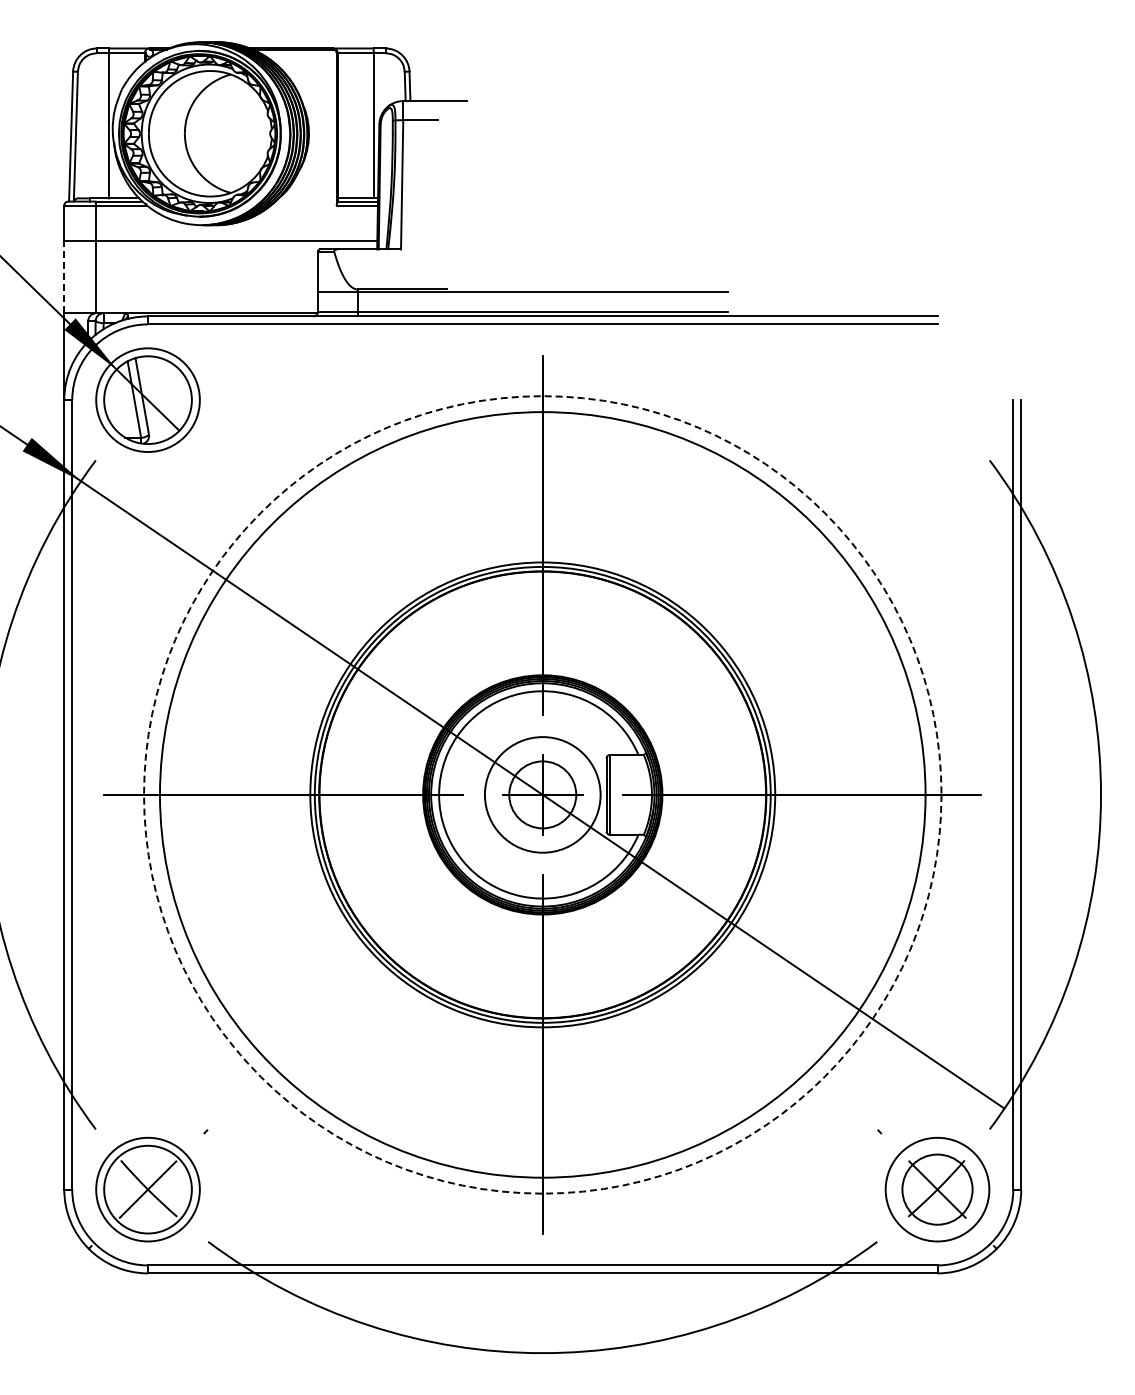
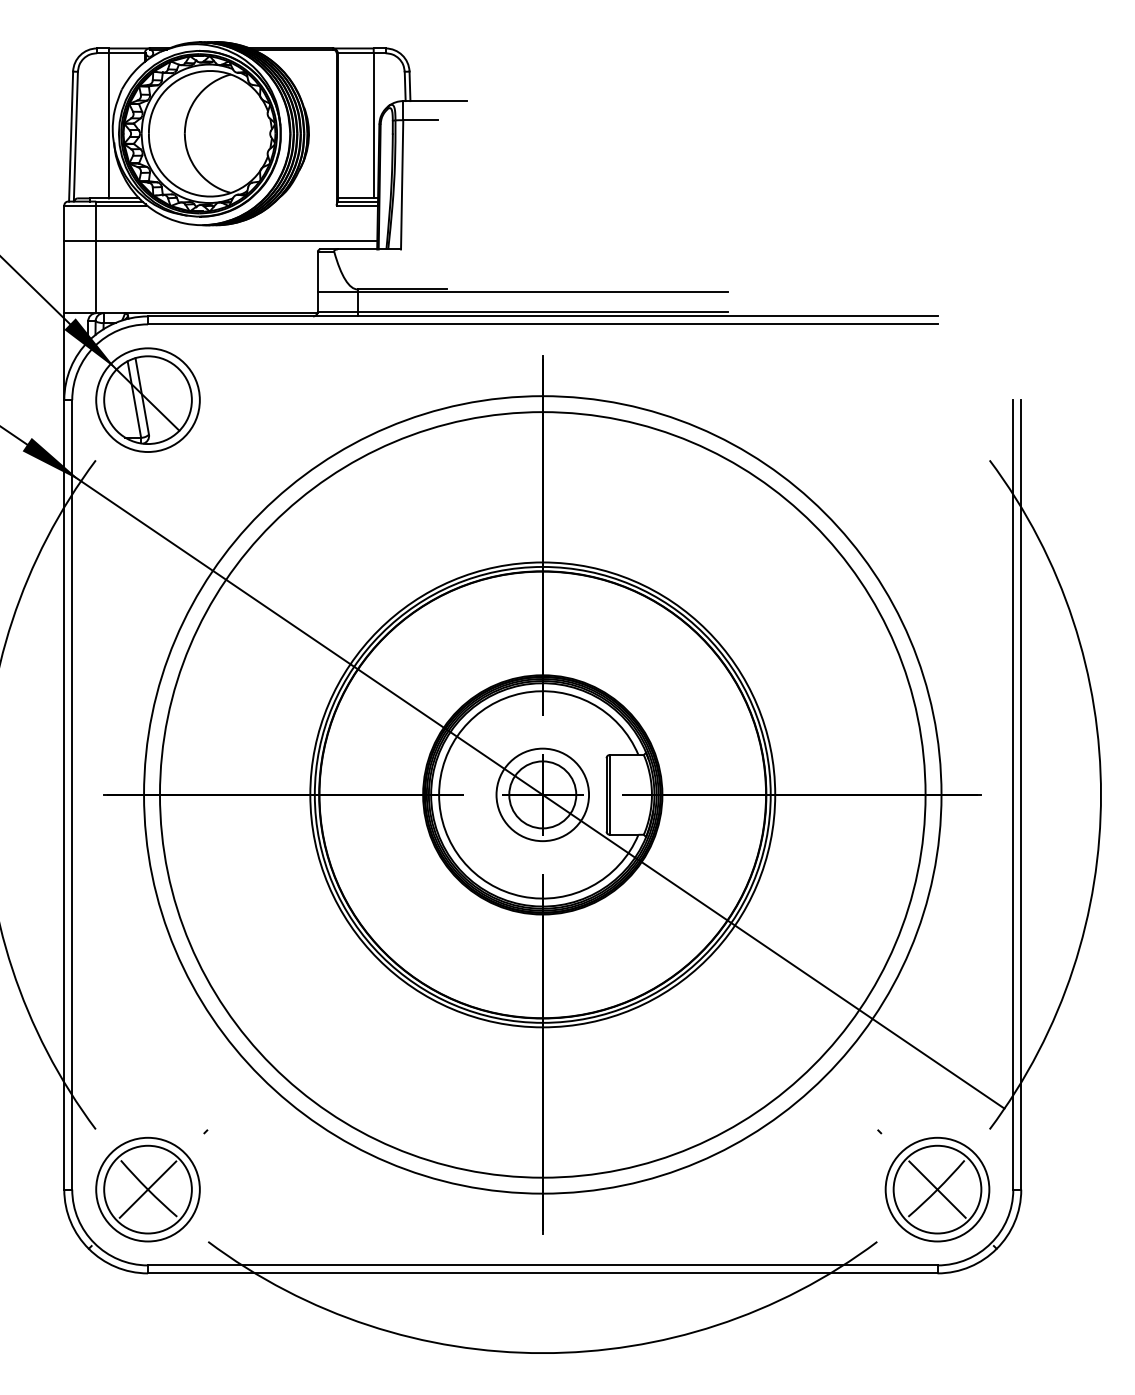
line: dashed -> solid (64, 277)
circle diameter: 116 px -> 93 px (542, 794)
circle: dashed -> solid (542, 794)
circle diameter: 70 px -> 88 px (937, 1189)
